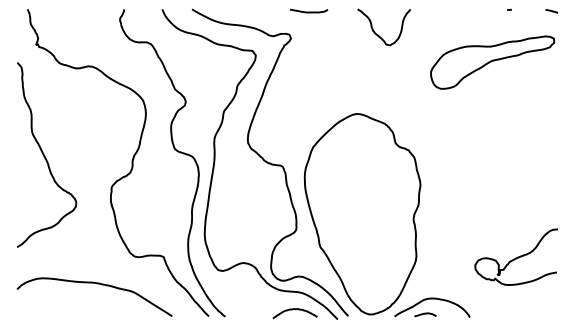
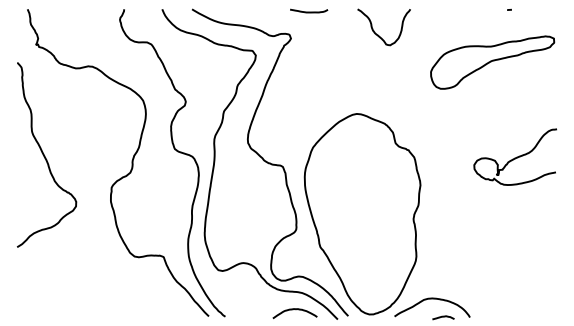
line: present -> none (551, 11)
curve position: (515, 257) -> (514, 157) (514, 157)
curve: present -> none (97, 284)
curve position: (425, 314) -> (443, 317) (443, 317)
